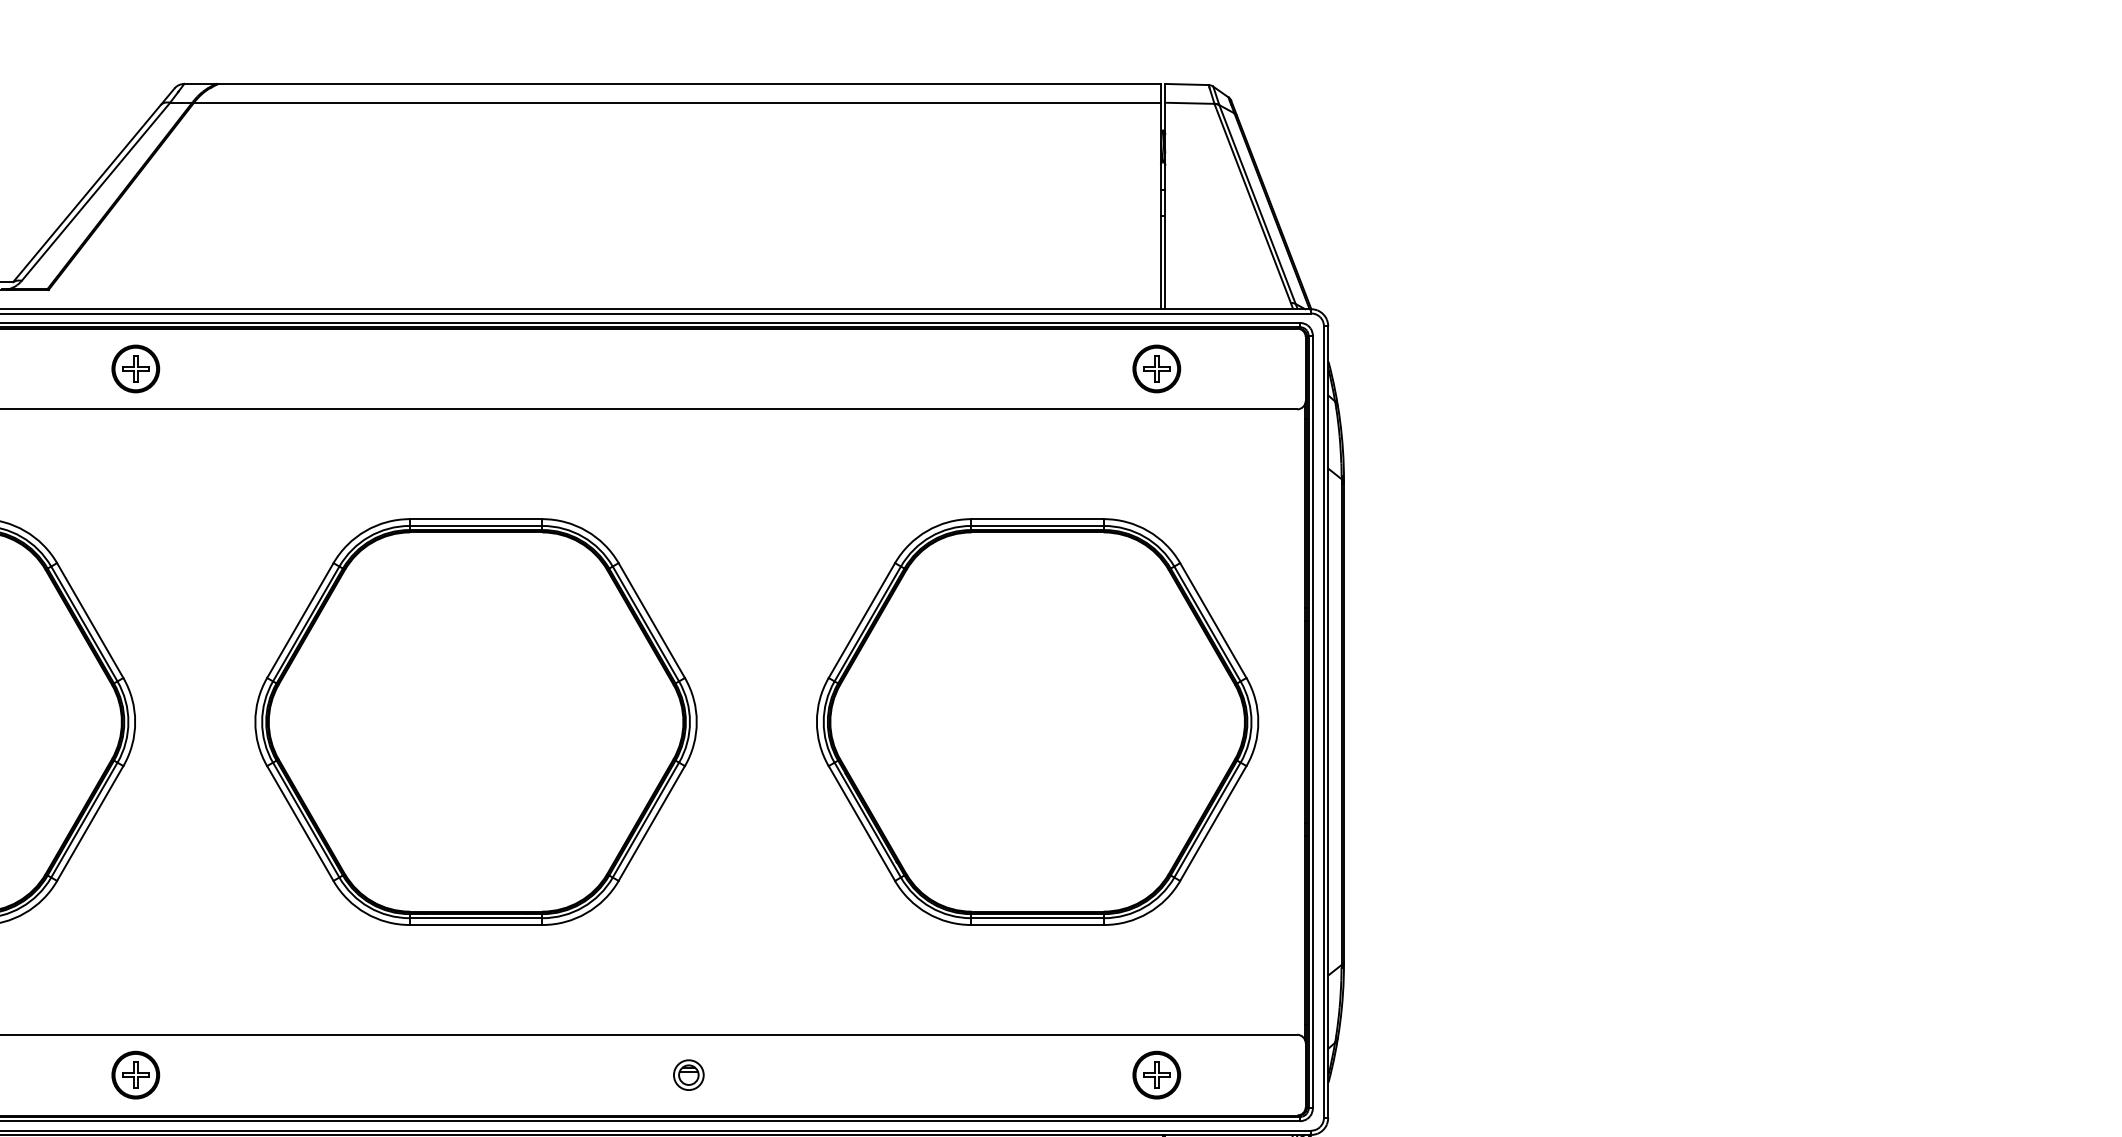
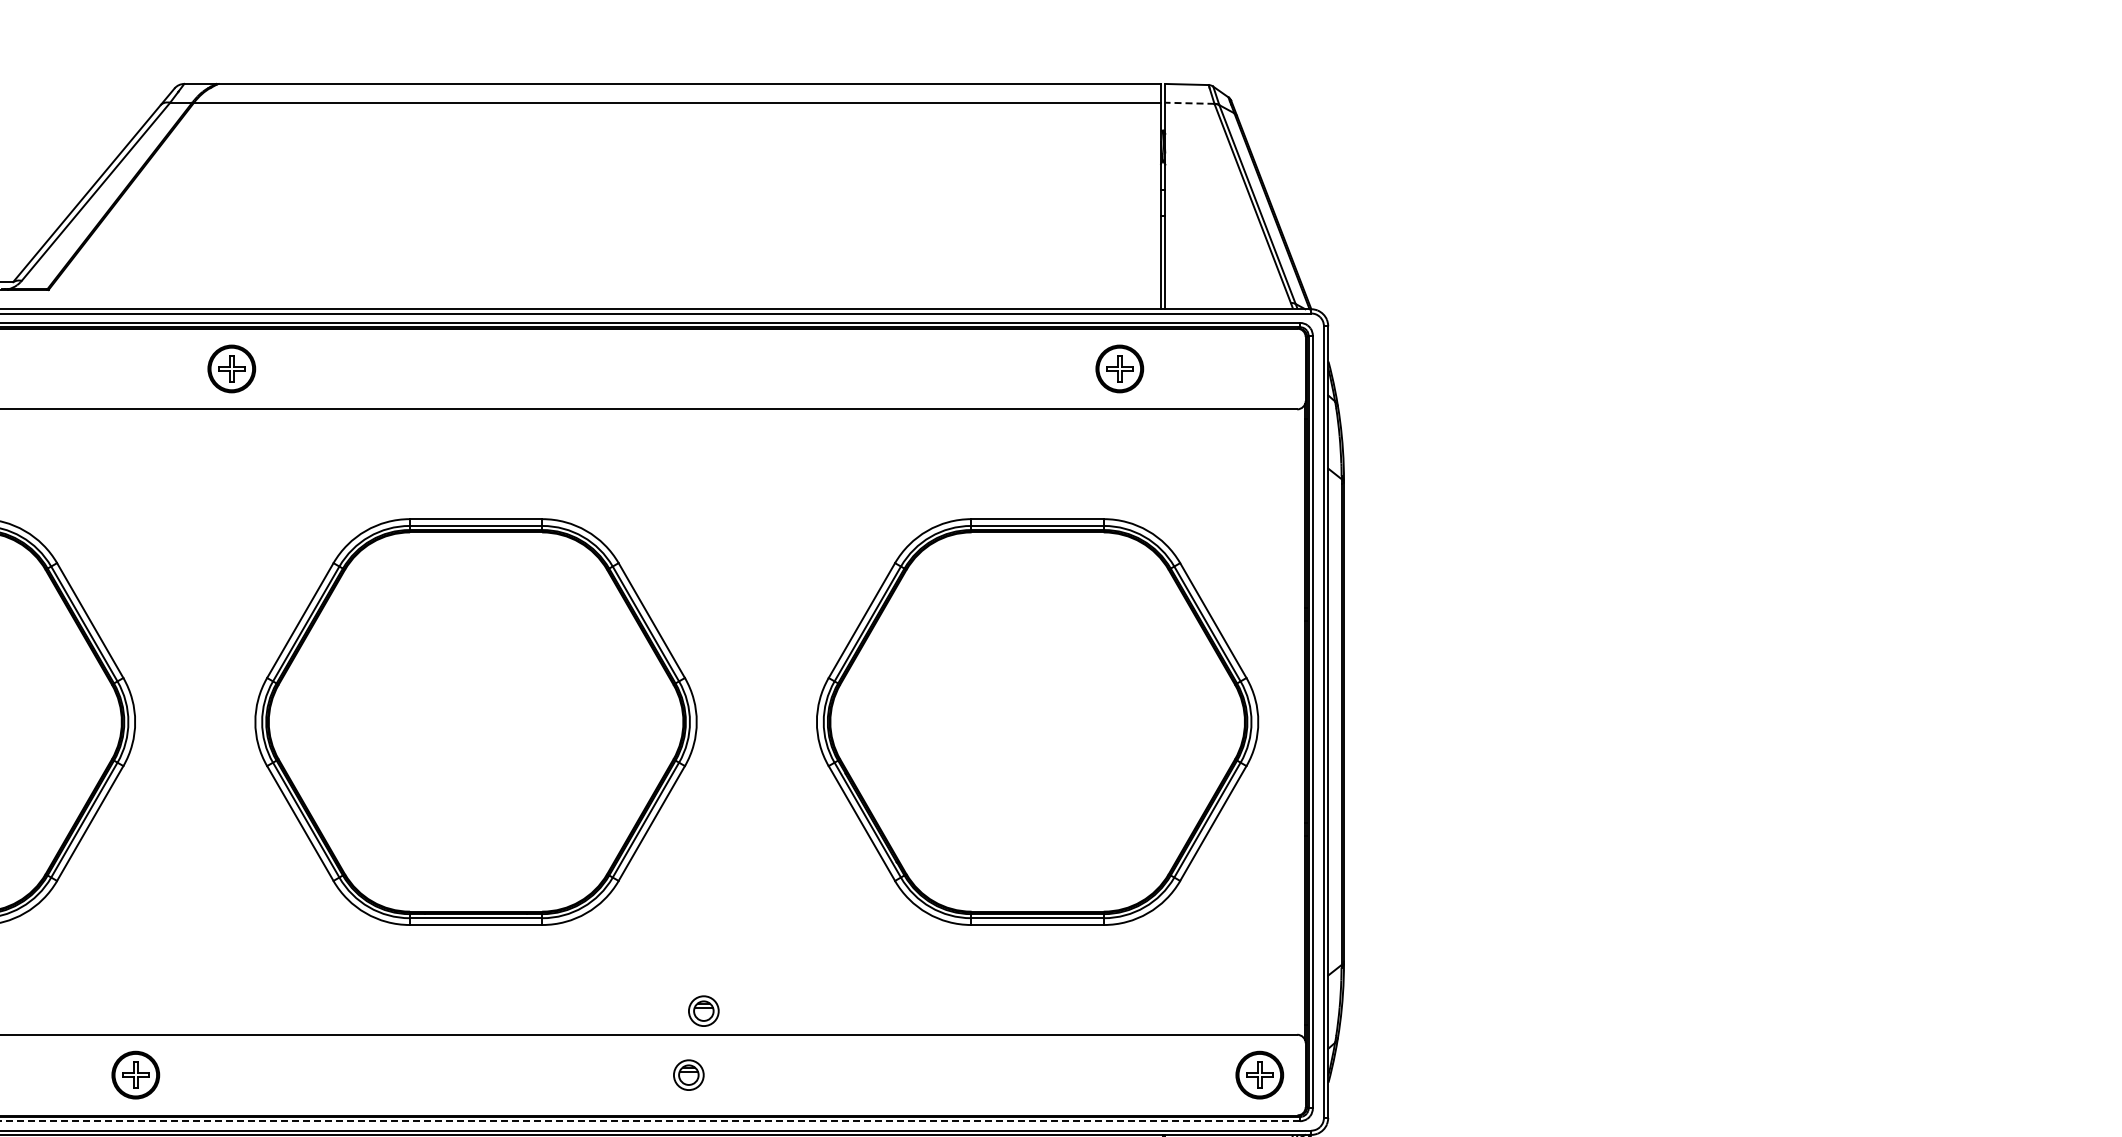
line: solid -> dashed (1189, 103)
part position: (135, 368) -> (231, 368) (231, 368)
part position: (1156, 368) -> (1119, 368) (1119, 368)
part: none -> present (703, 1010)
part position: (1156, 1074) -> (1259, 1074) (1259, 1074)
line: solid -> dashed (650, 1121)
